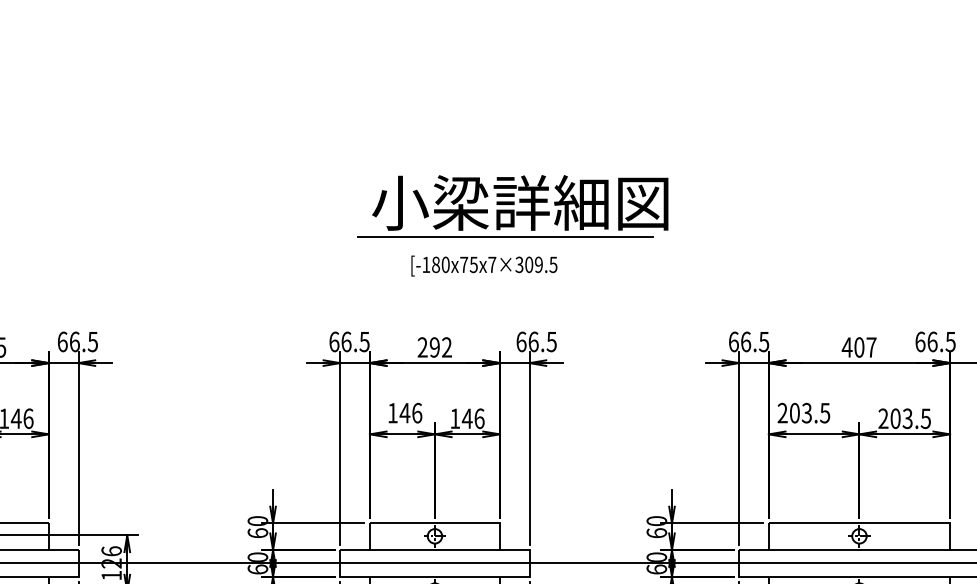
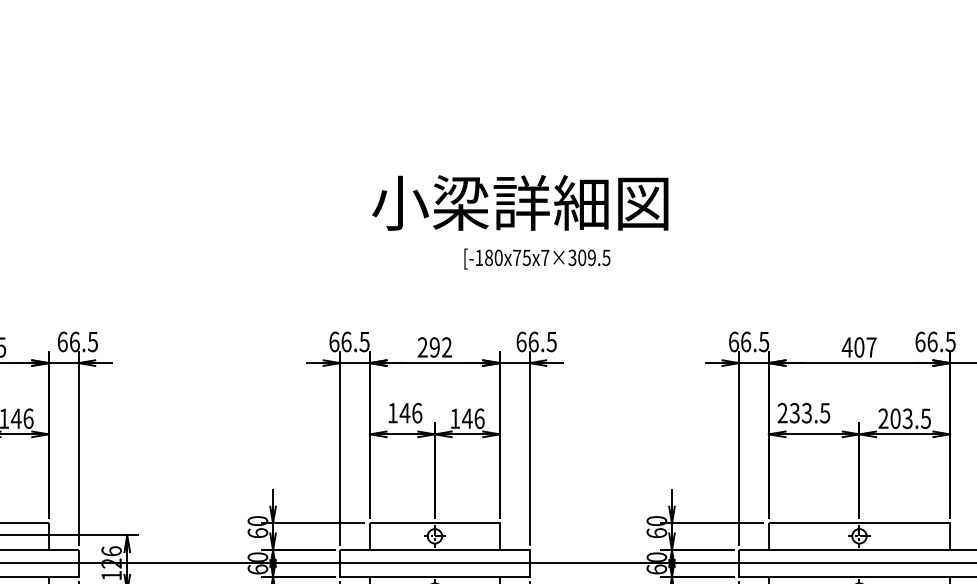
line: present -> none (504, 237)
text position: (484, 265) -> (537, 258) (537, 258)
text: 203.5 -> 233.5 (794, 413)
